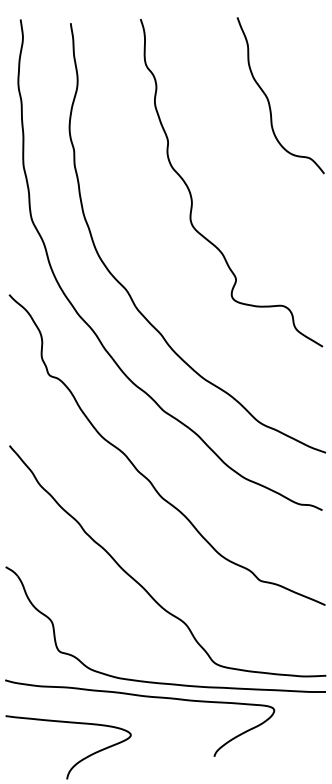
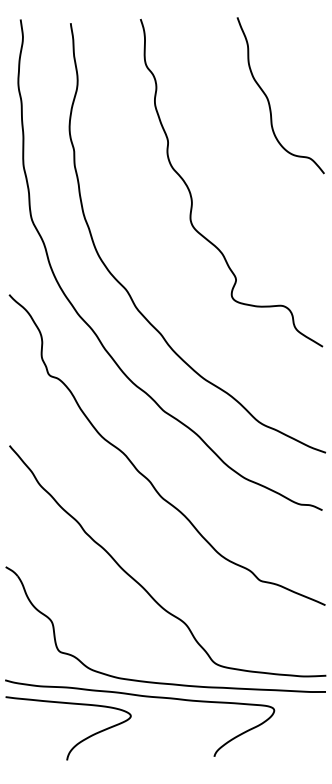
curve position: (76, 762) -> (76, 743) (76, 743)
